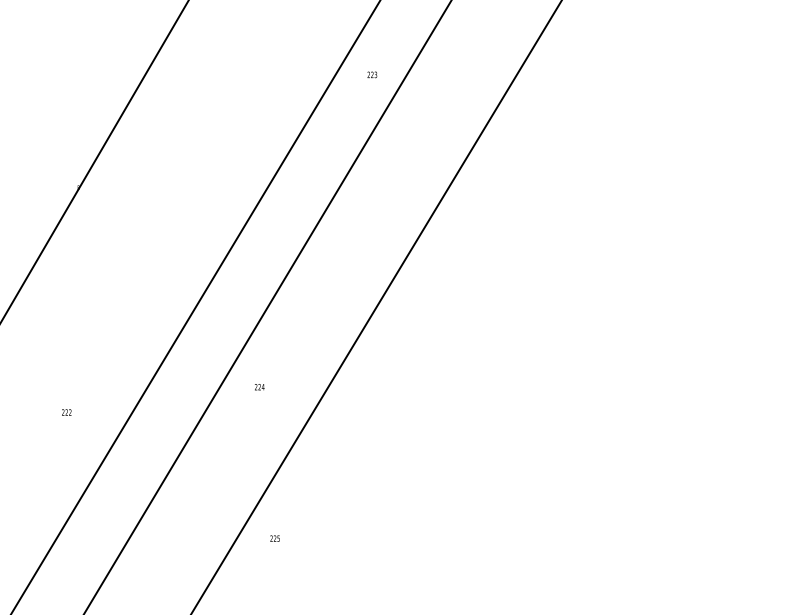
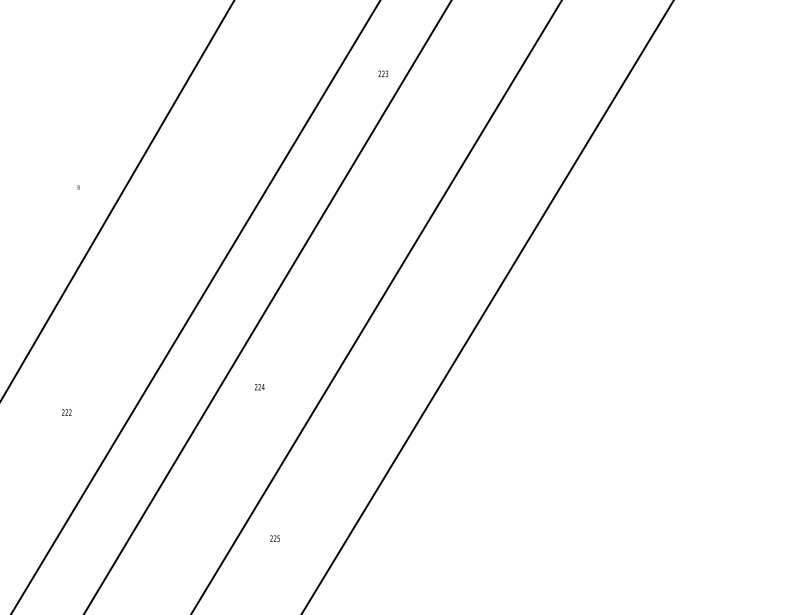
text position: (372, 74) -> (383, 73) (383, 73)
line position: (94, 161) -> (117, 200) (117, 200)
line: none -> present (487, 306)
